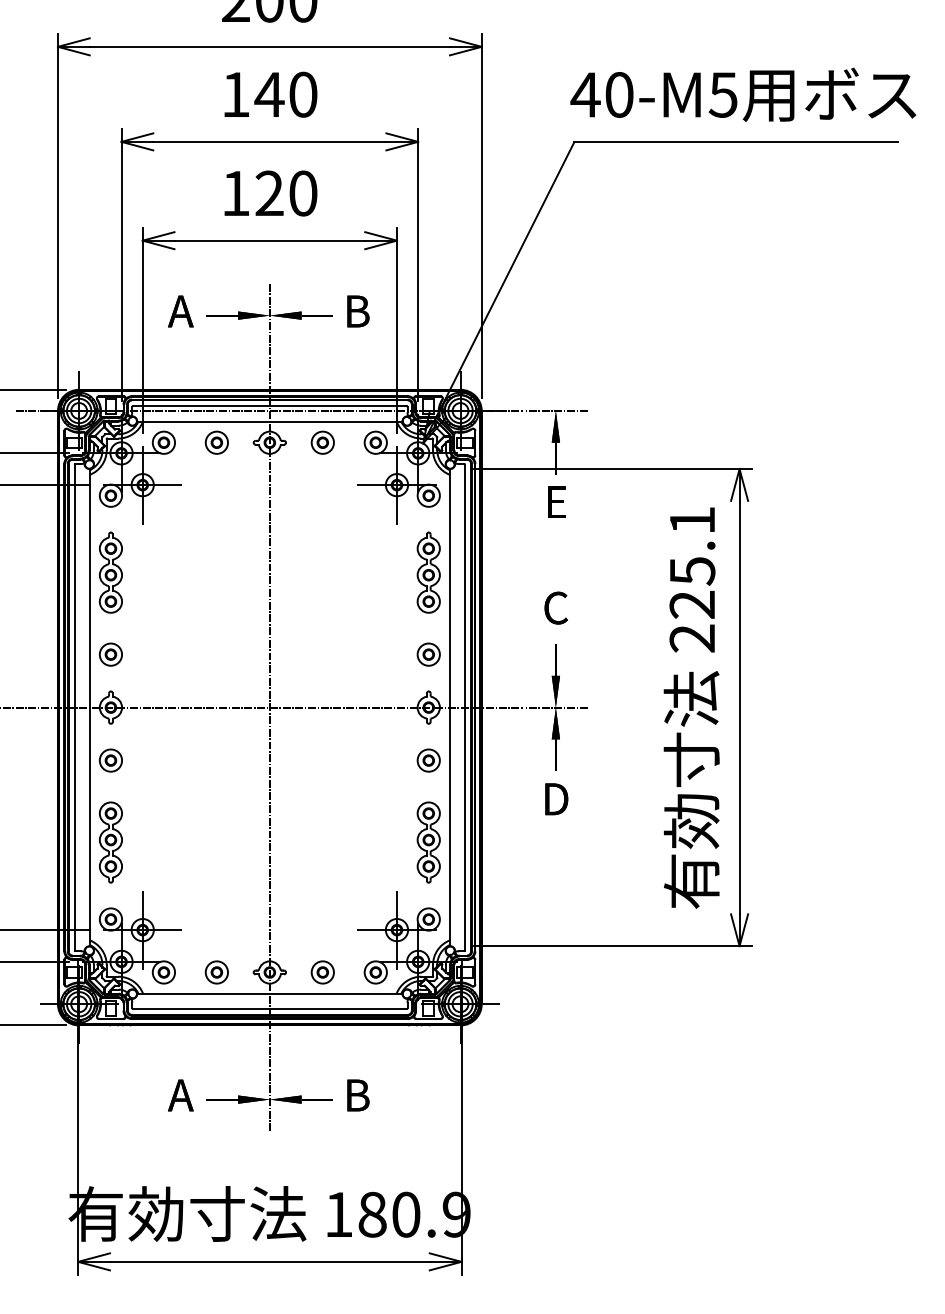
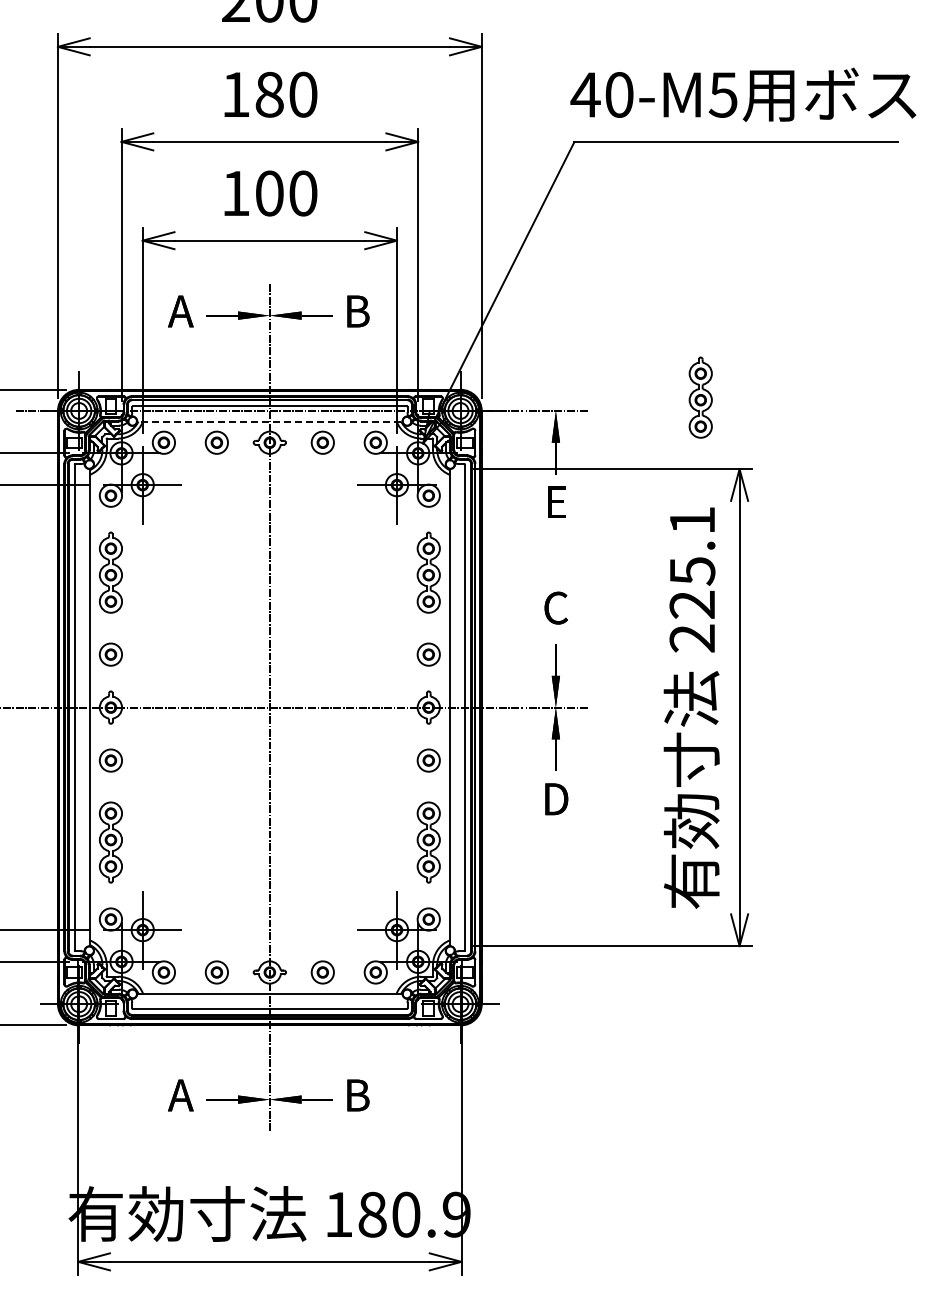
text: 140 -> 180 (269, 94)
text: 120 -> 100 (269, 193)
part: none -> present (700, 397)
line: solid -> dashed (269, 421)
